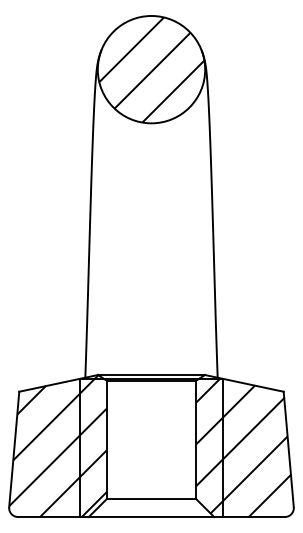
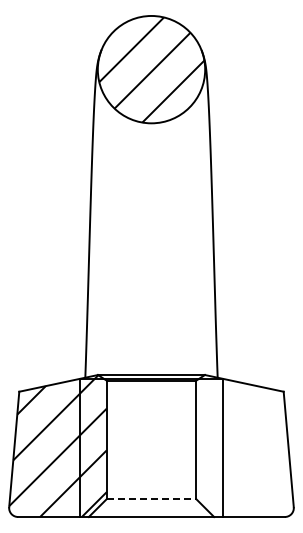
hatch: present -> none (243, 447)
line: solid -> dashed (151, 499)
